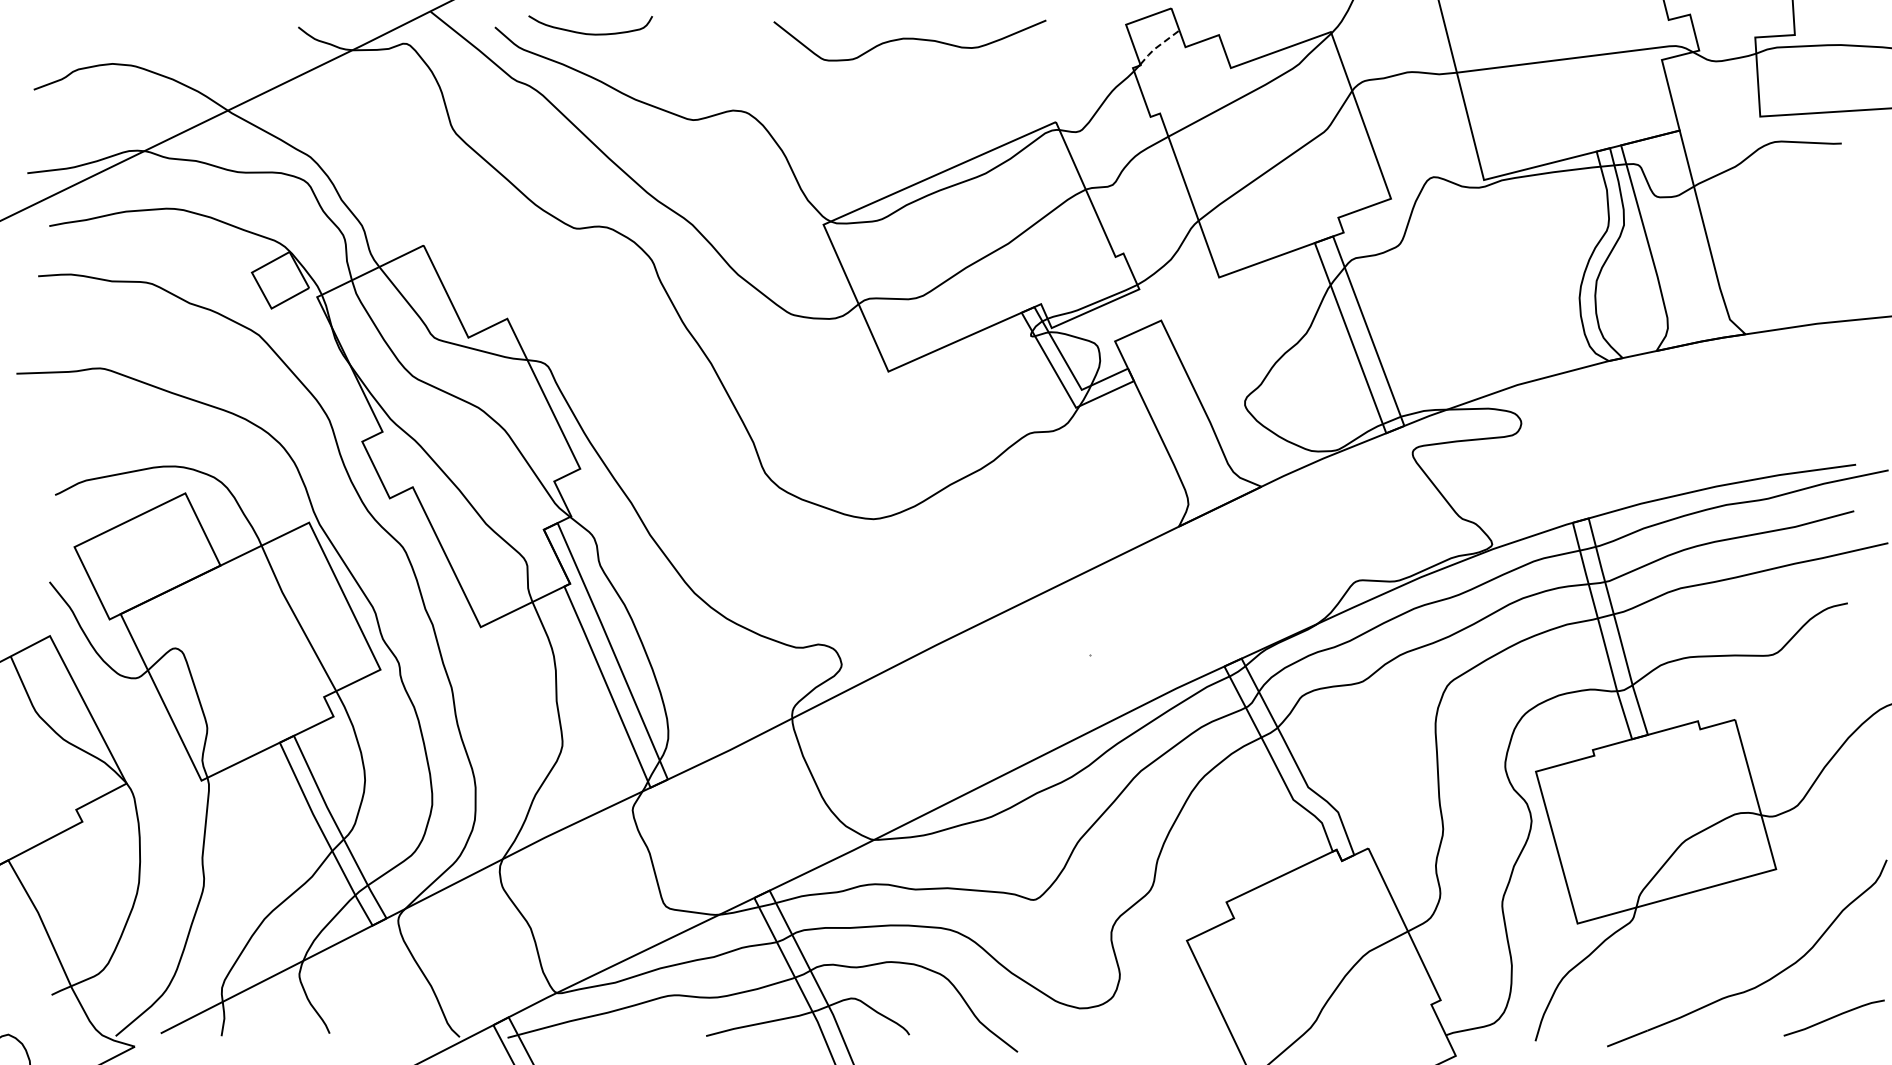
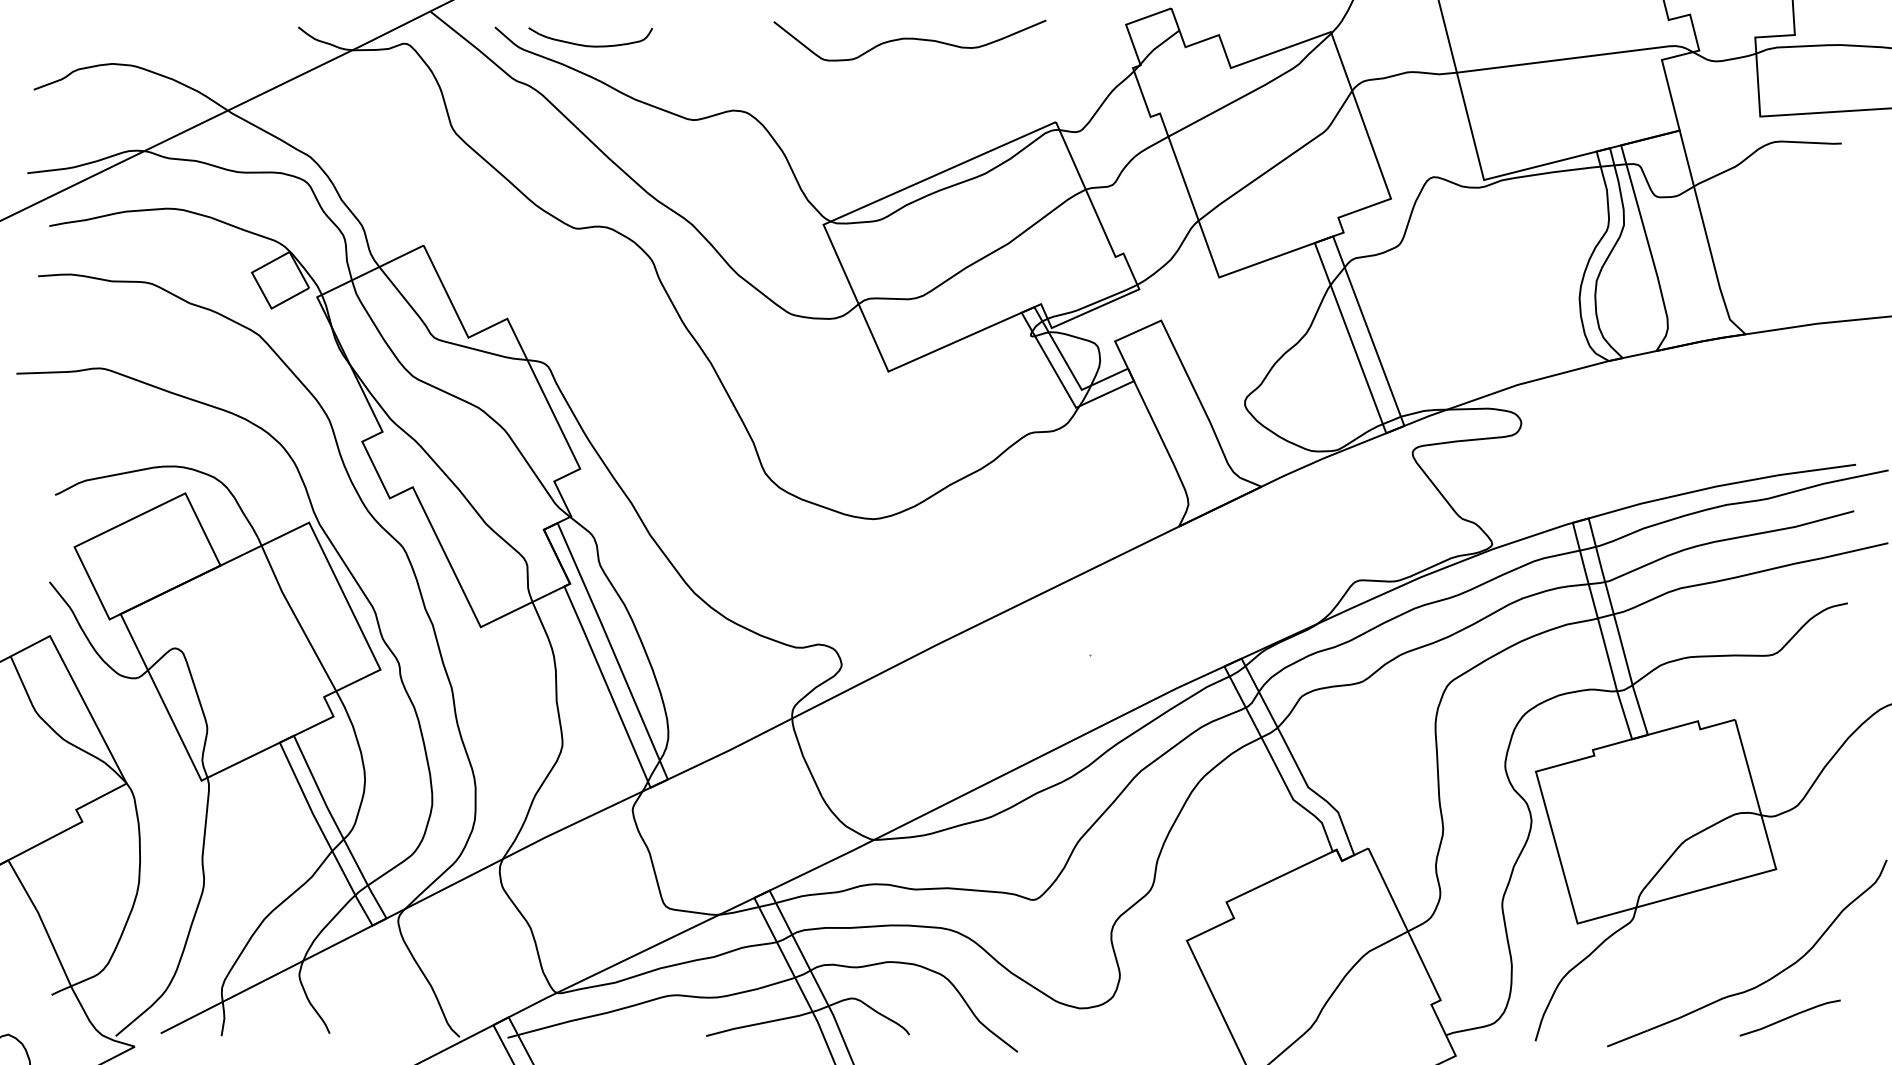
curve position: (590, 33) -> (590, 45) (590, 45)
line: dashed -> solid (1157, 47)
curve position: (1833, 1017) -> (1789, 1017) (1789, 1017)
